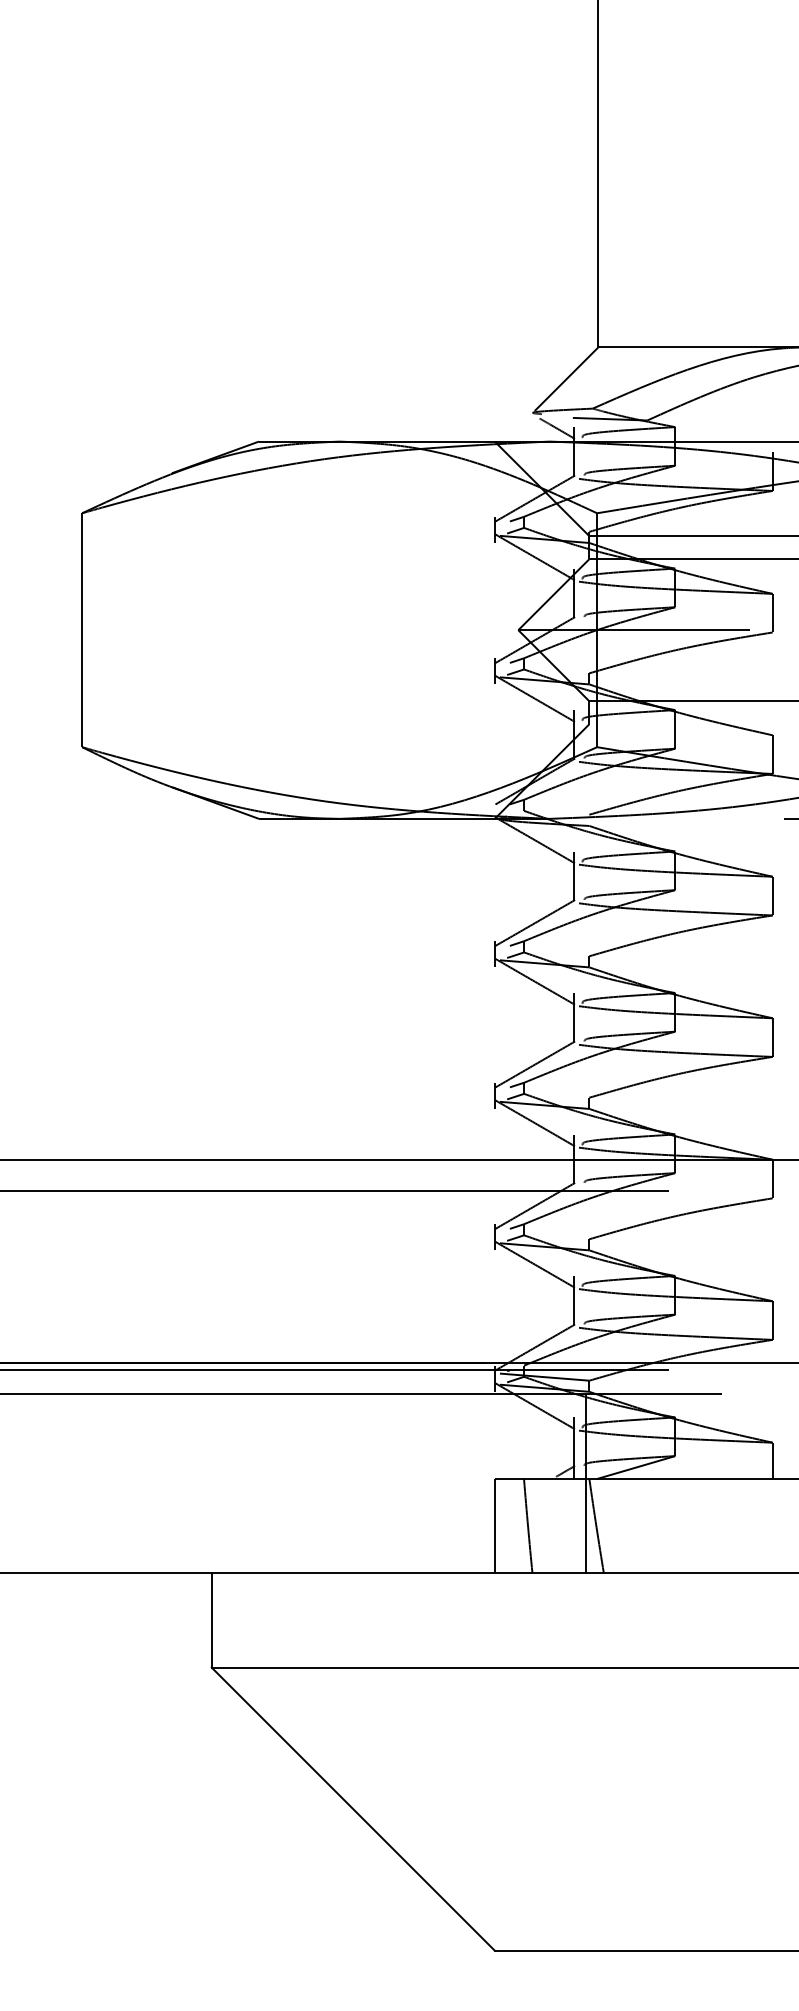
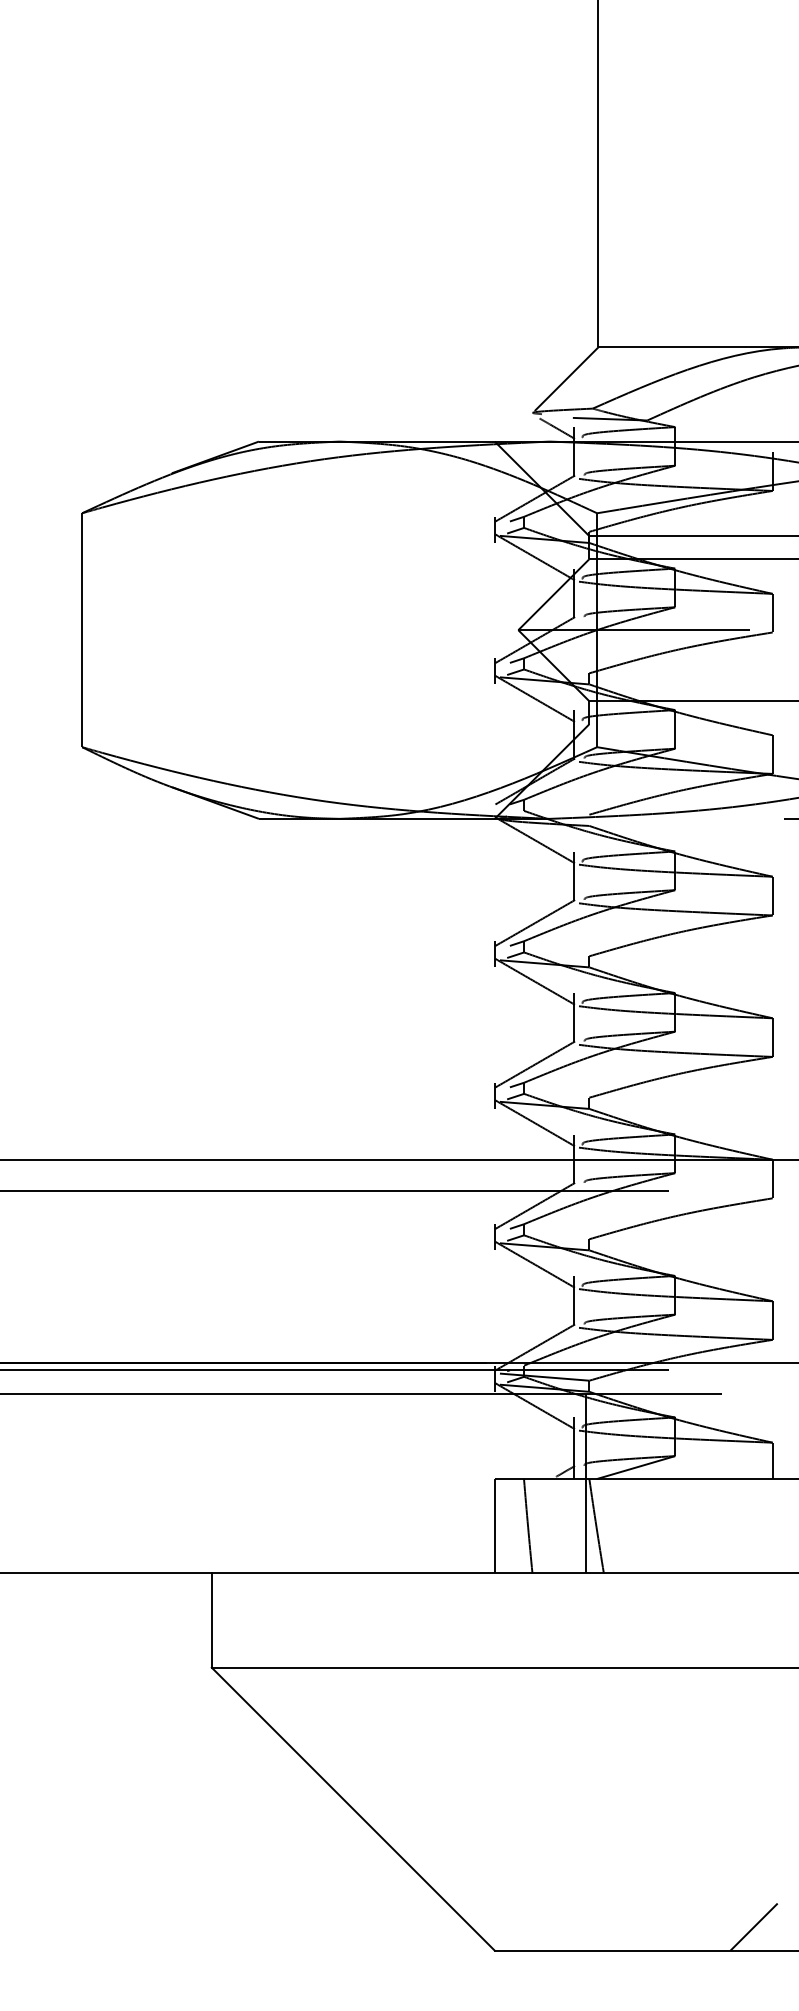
line: none -> present (753, 1926)
